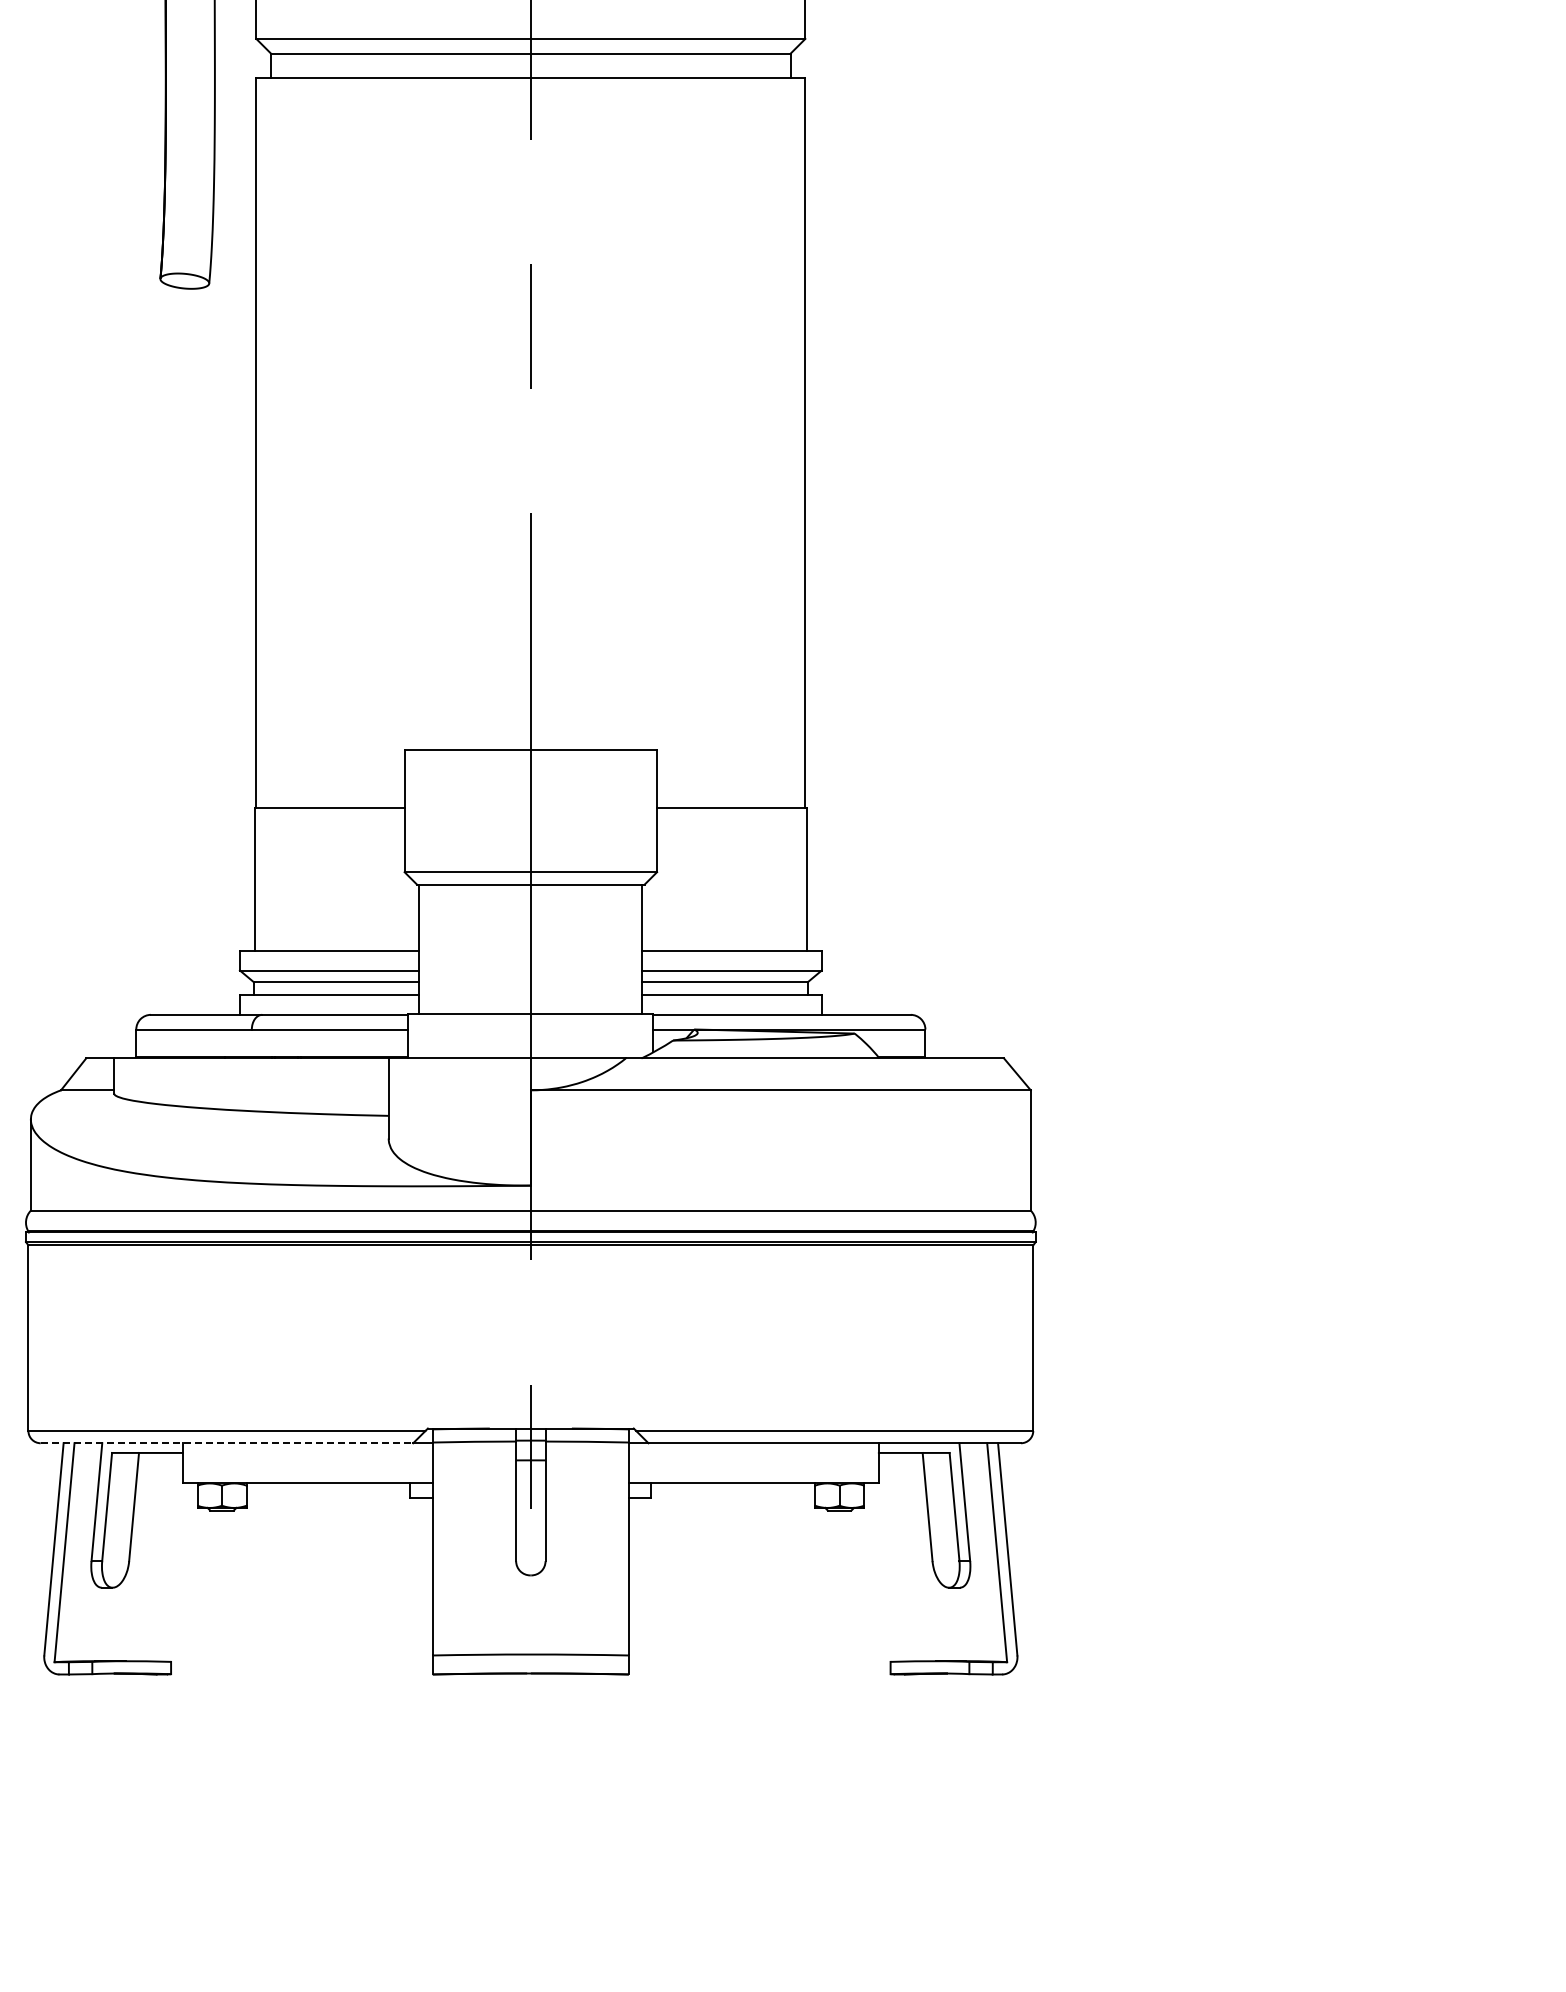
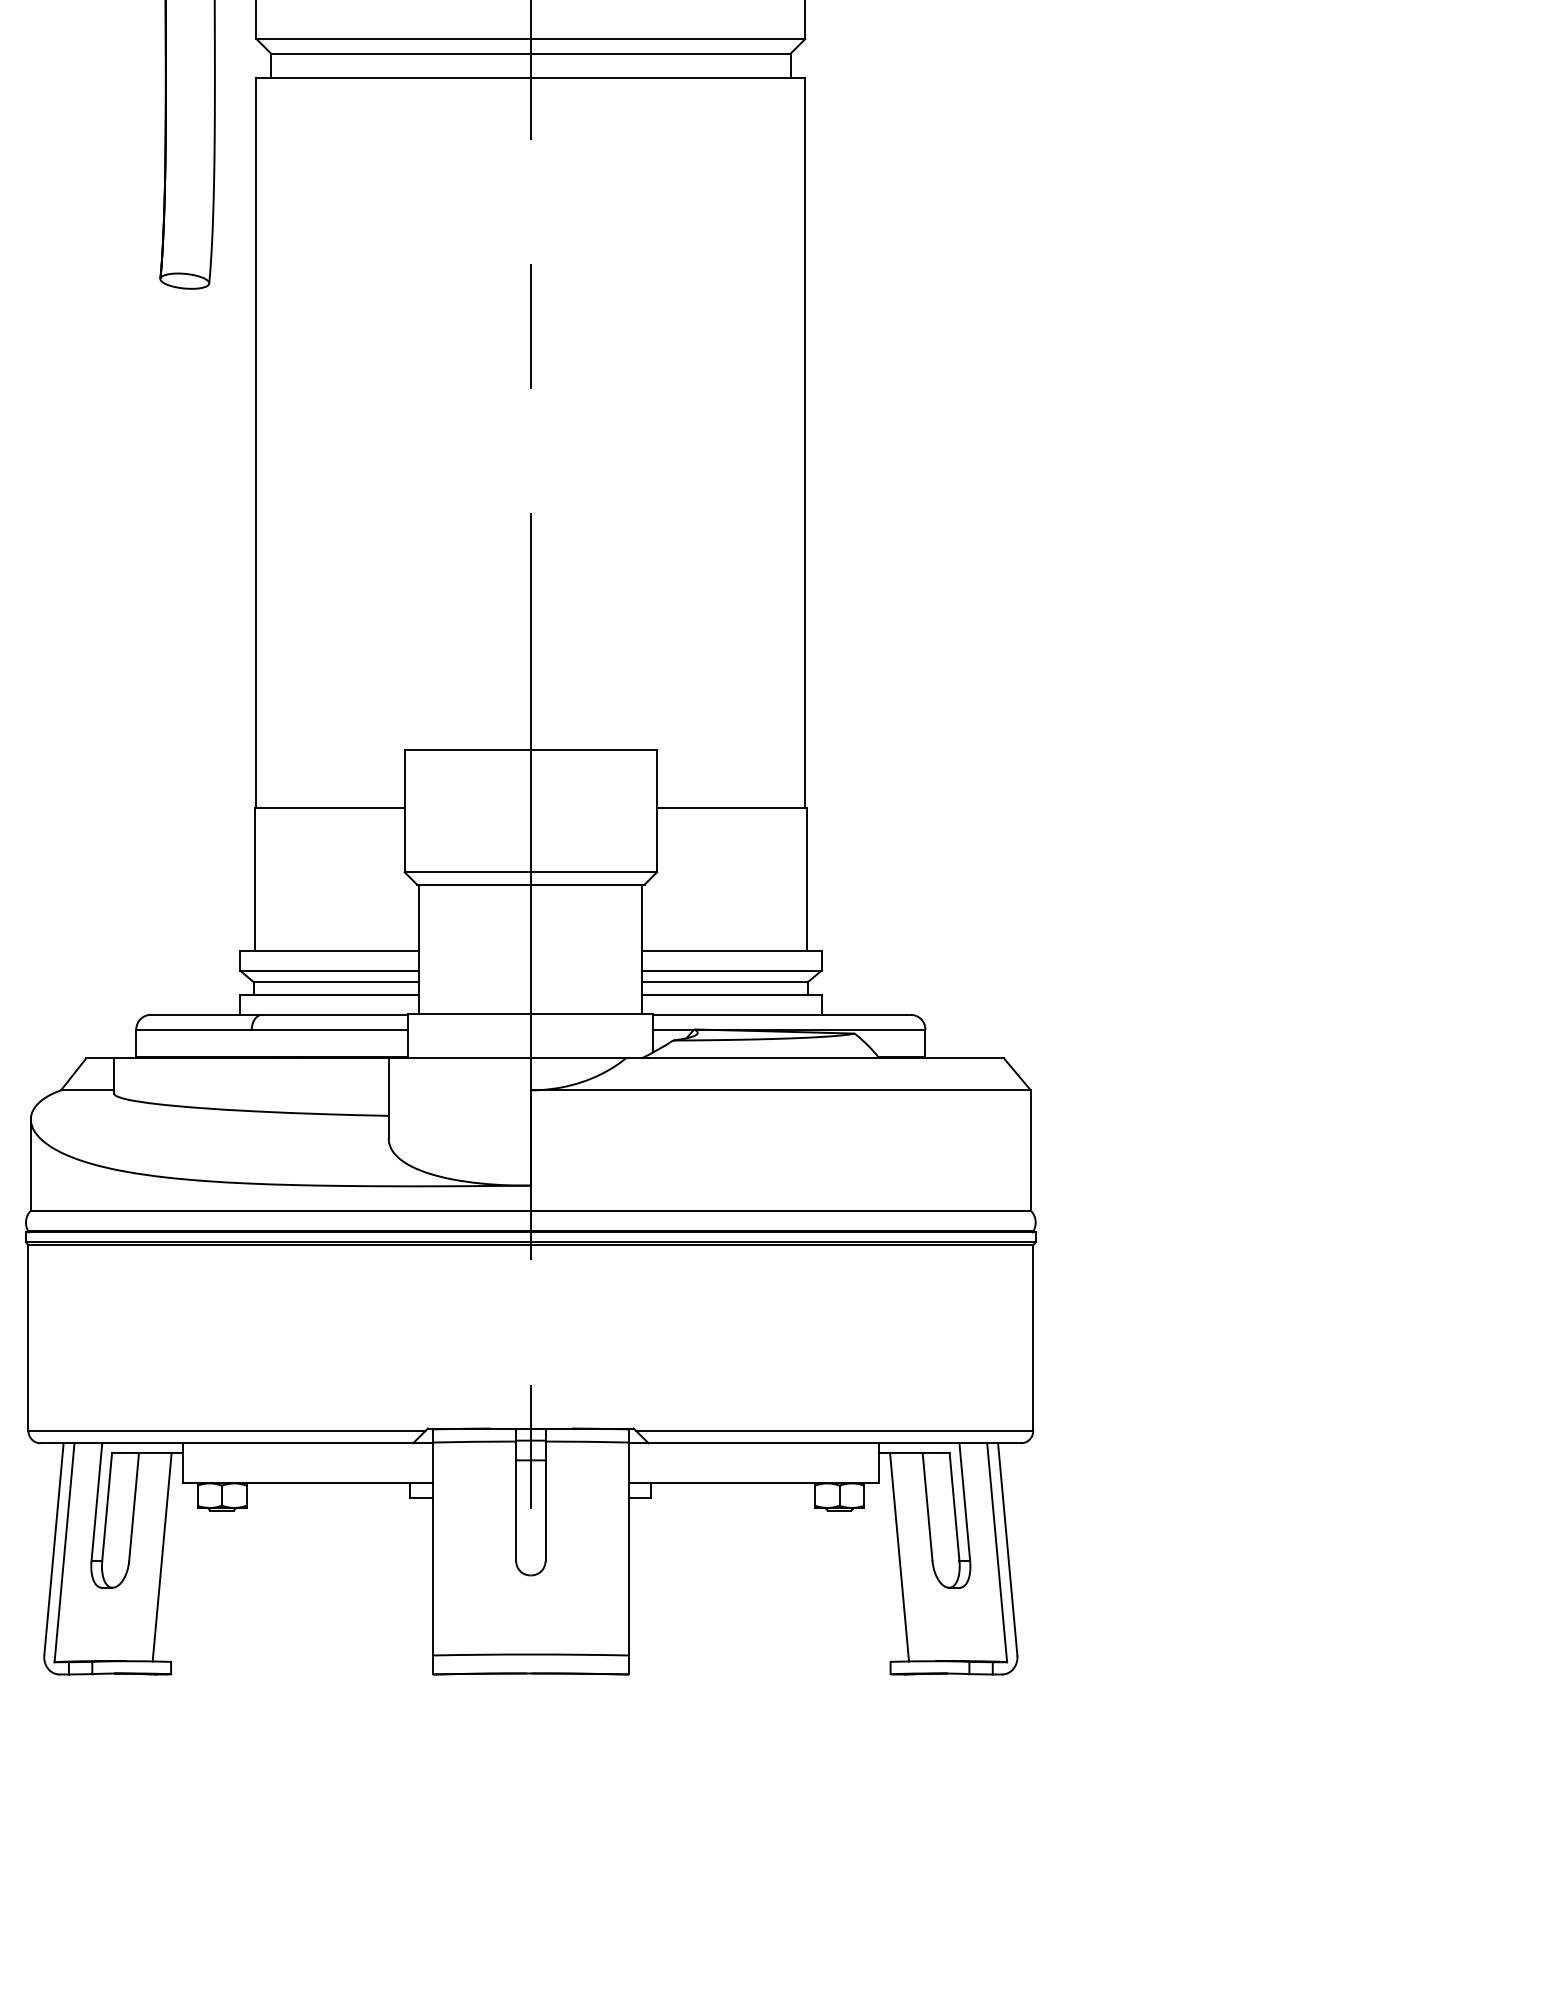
line: dashed -> solid (227, 1443)
line: none -> present (161, 1556)
line: none -> present (899, 1556)
